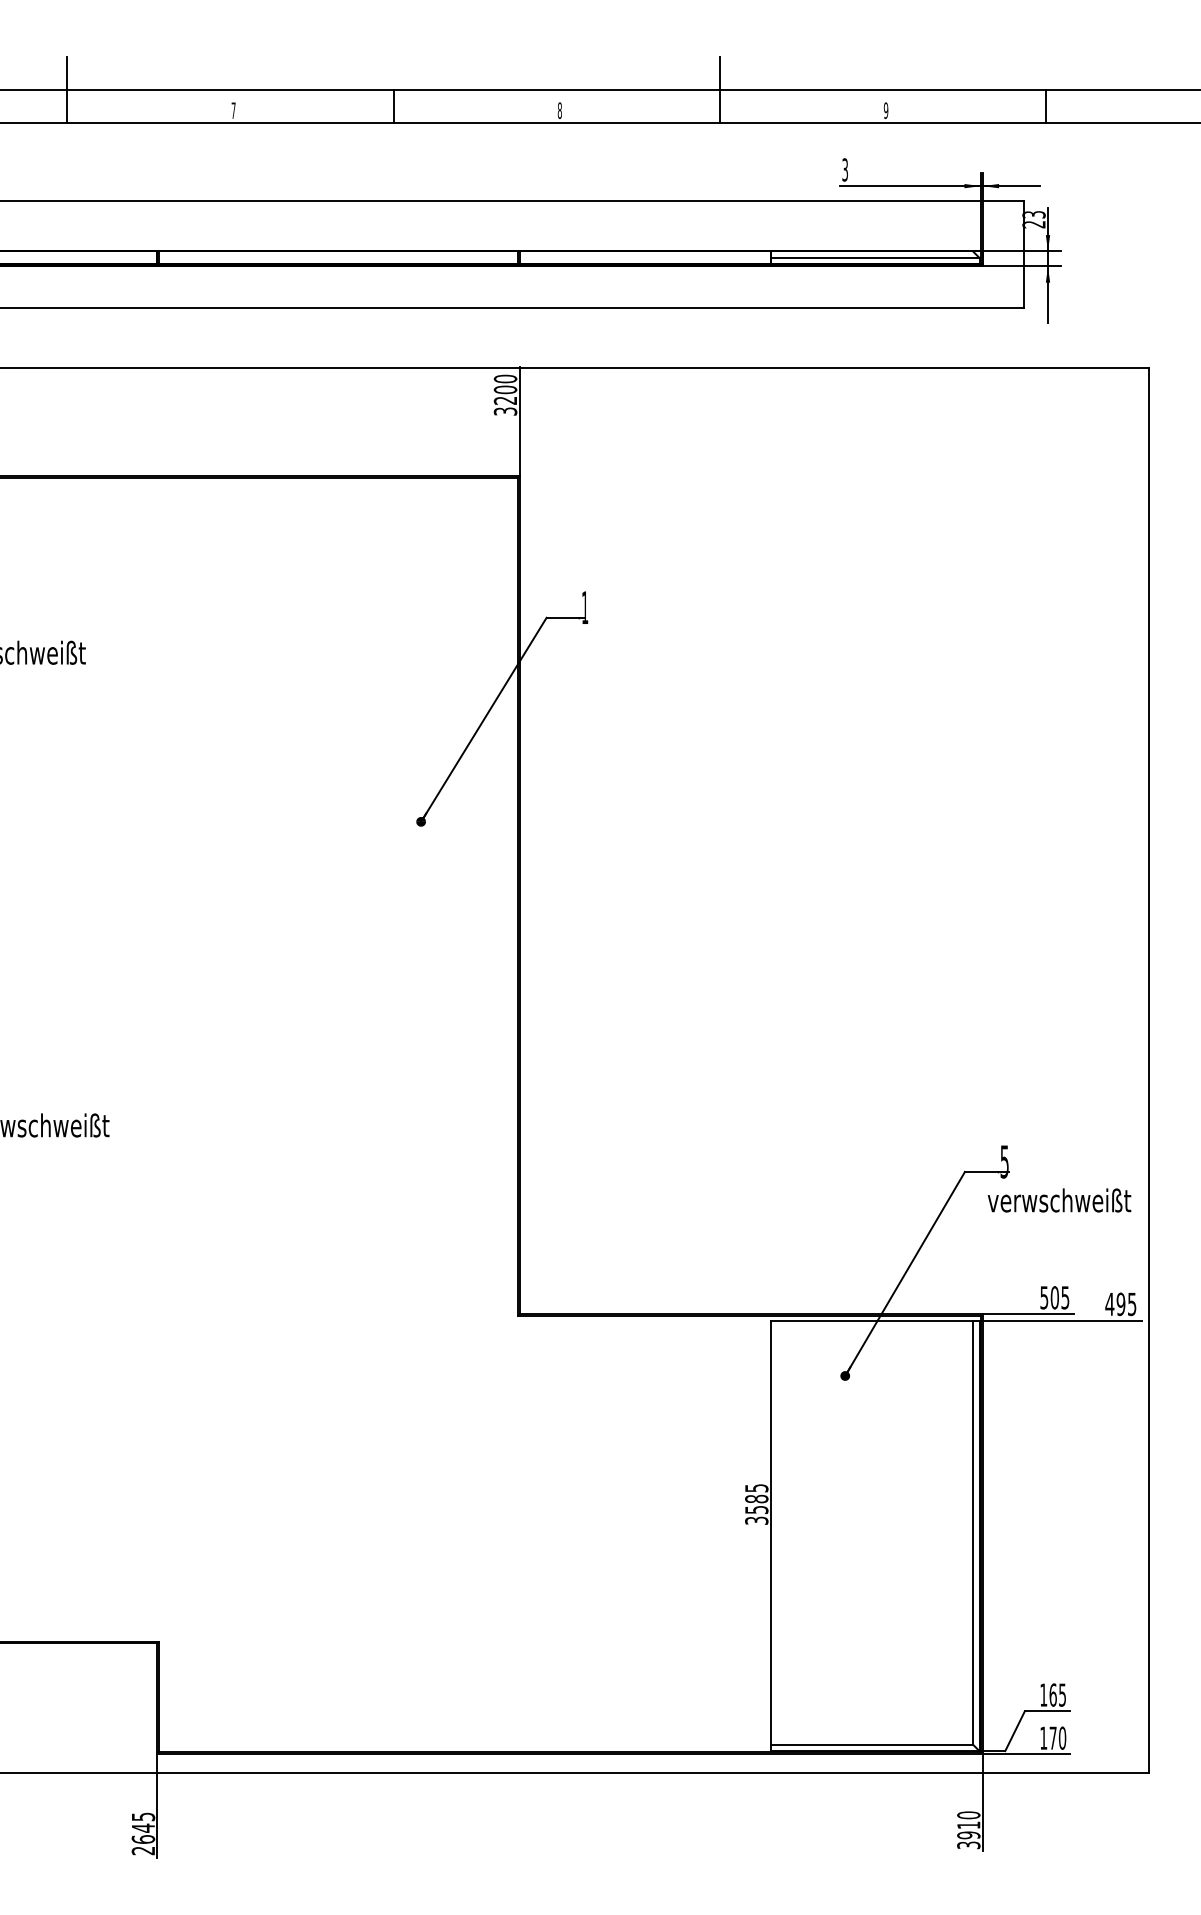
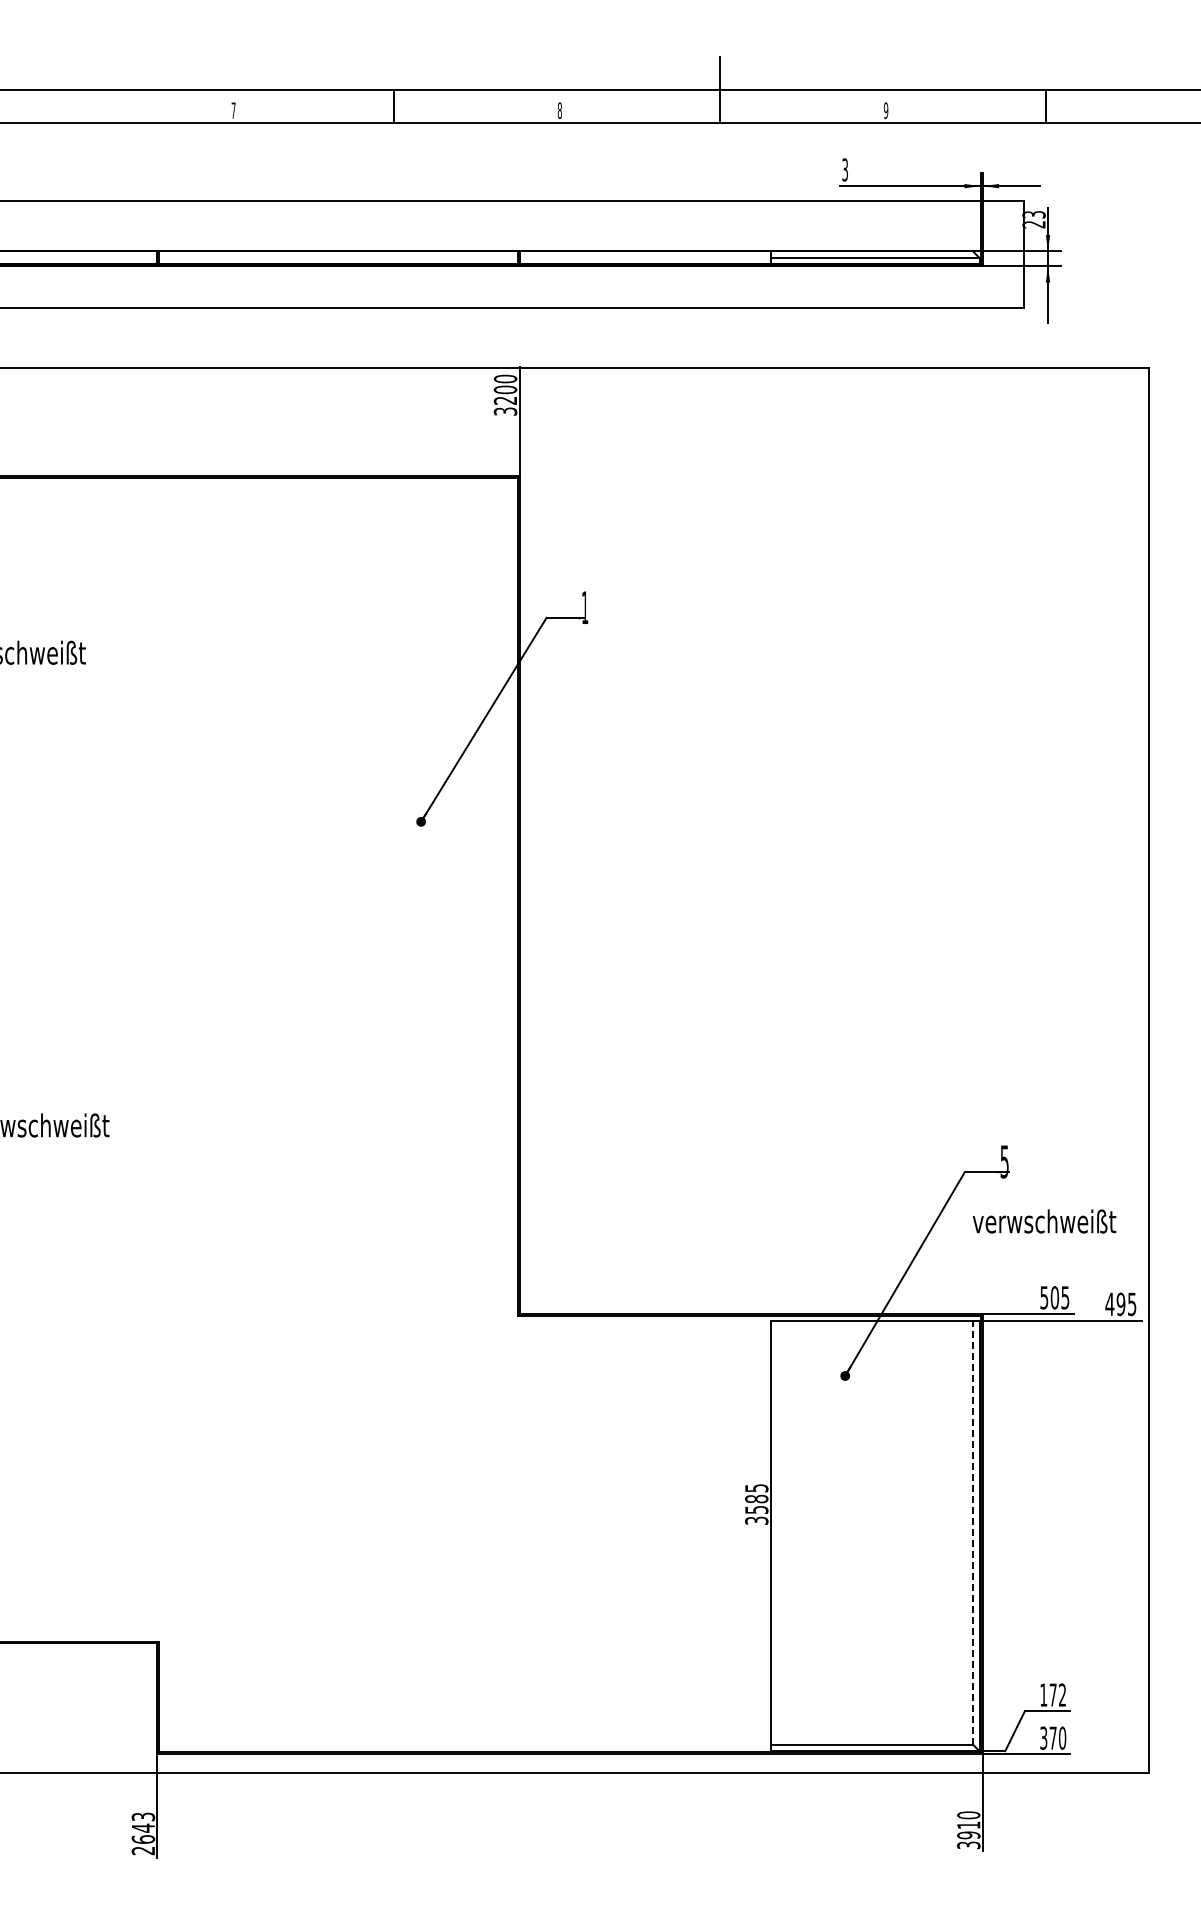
line: present -> none (67, 89)
text position: (1059, 1200) -> (1044, 1221) (1044, 1221)
line: solid -> dashed (972, 1532)
text: 165 -> 172 (1057, 1694)
text: 170 -> 370 (1043, 1737)
text: 2645 -> 2643 (142, 1816)
